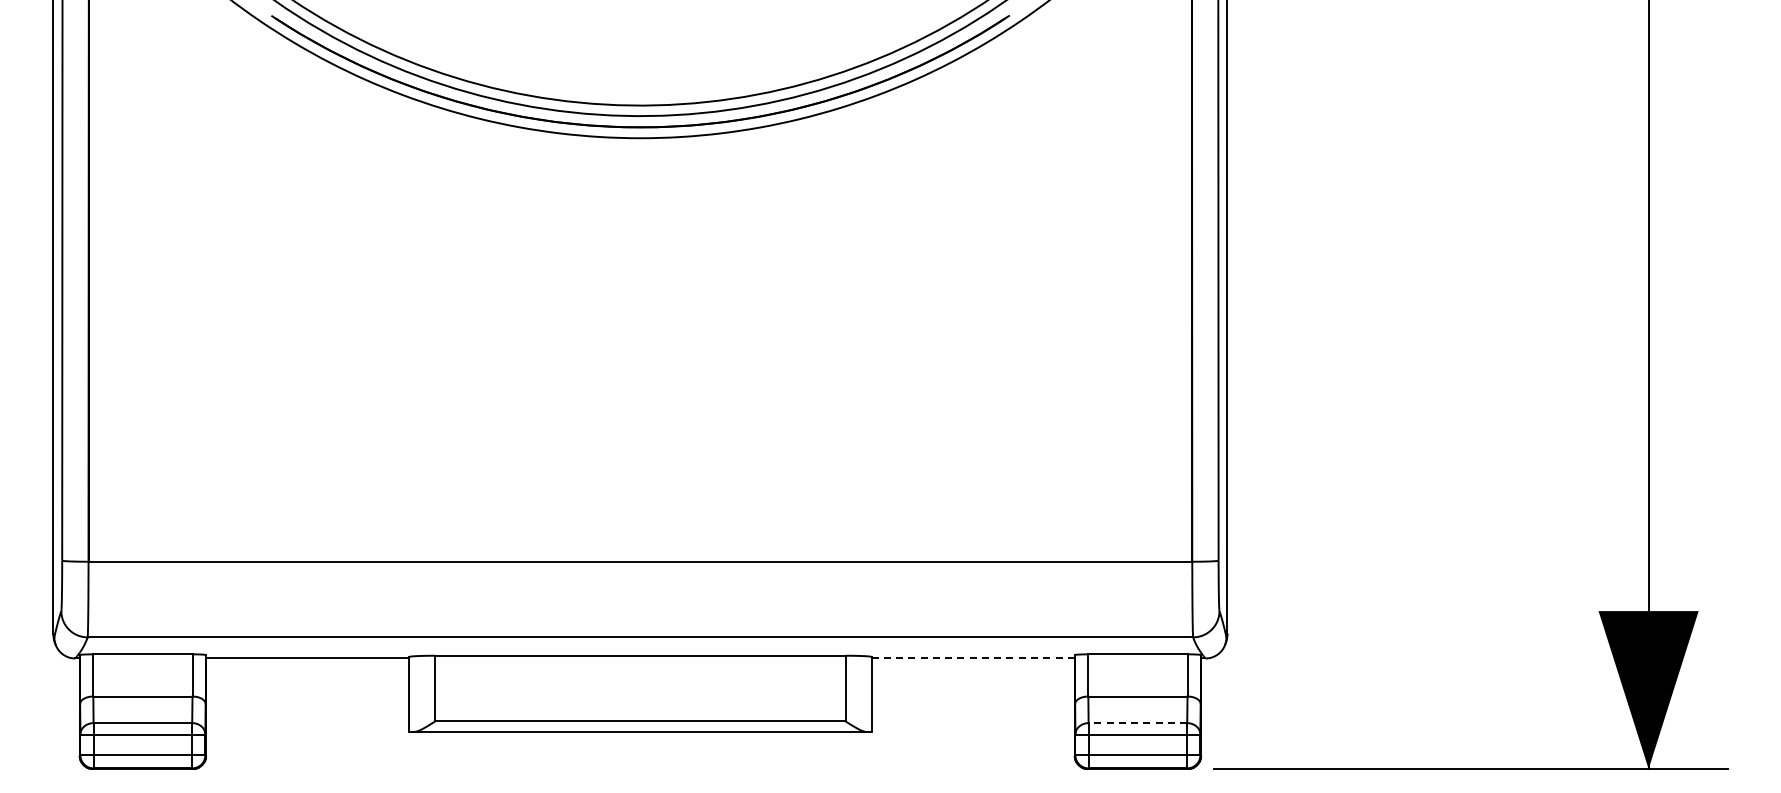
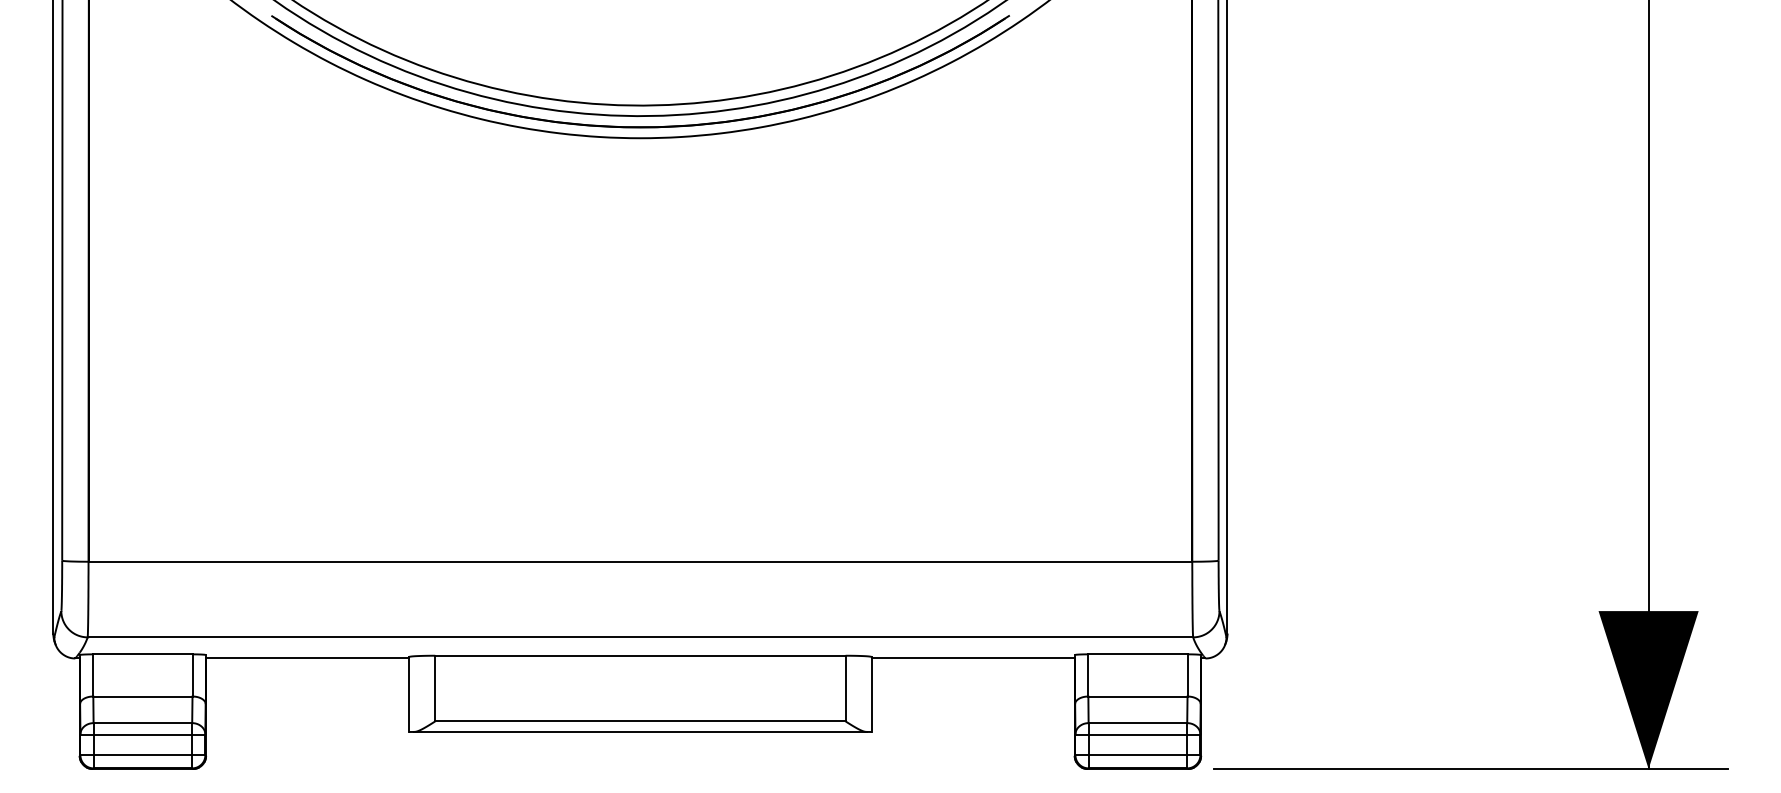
line: dashed -> solid (972, 658)
line: dashed -> solid (1137, 723)
